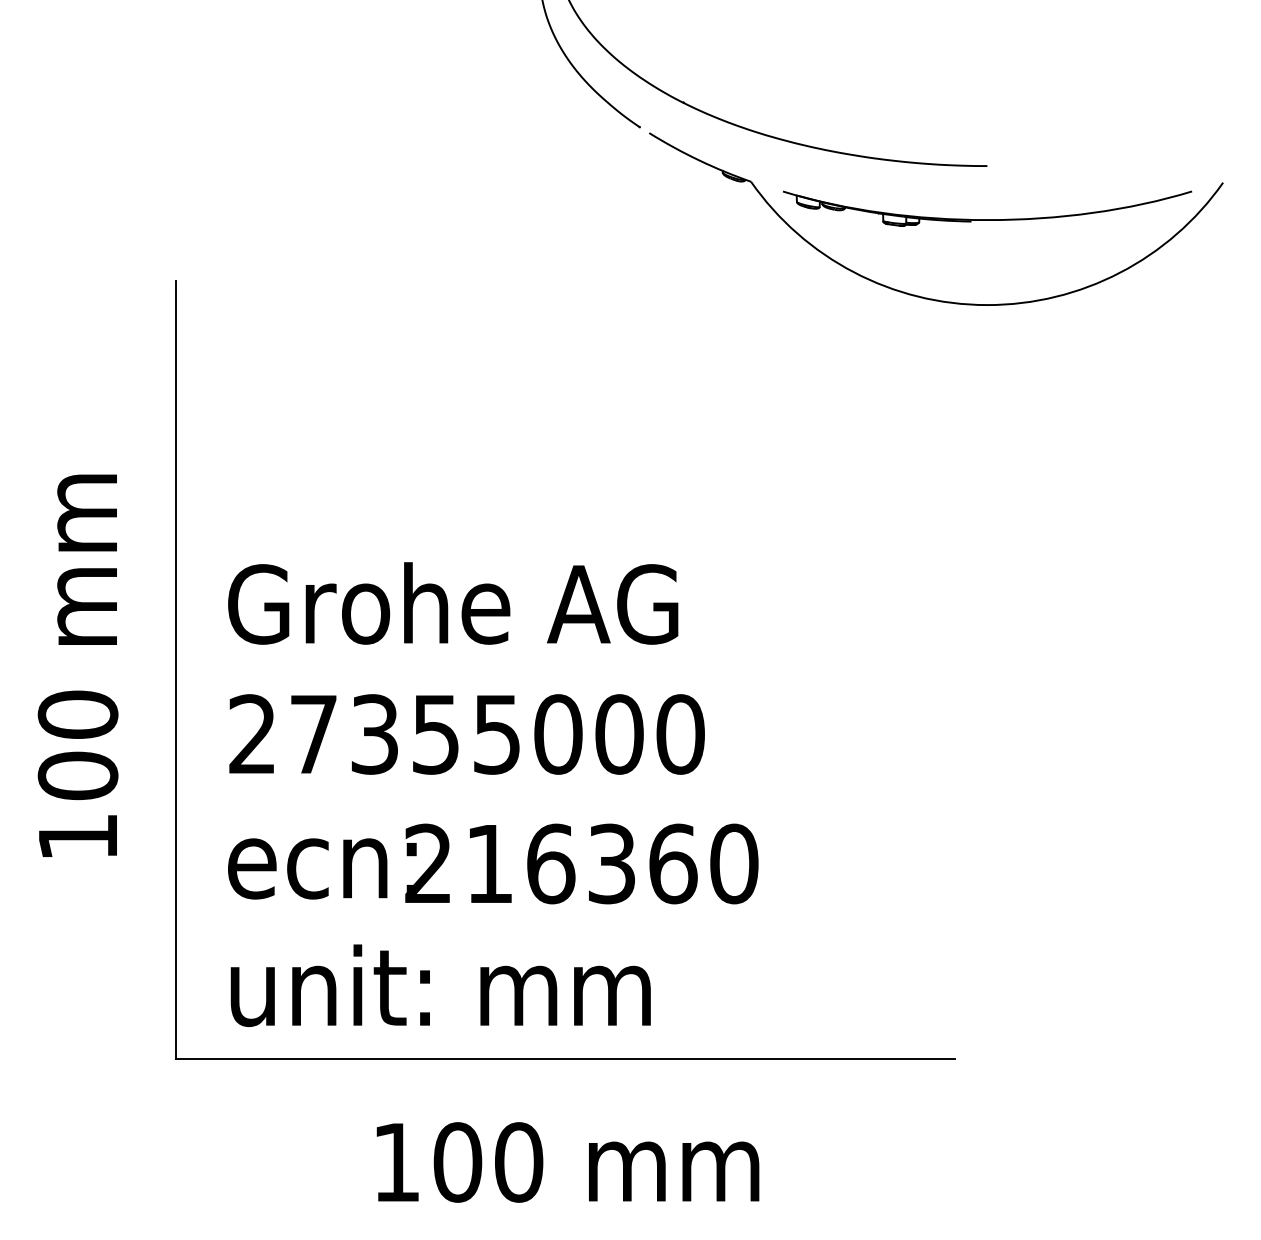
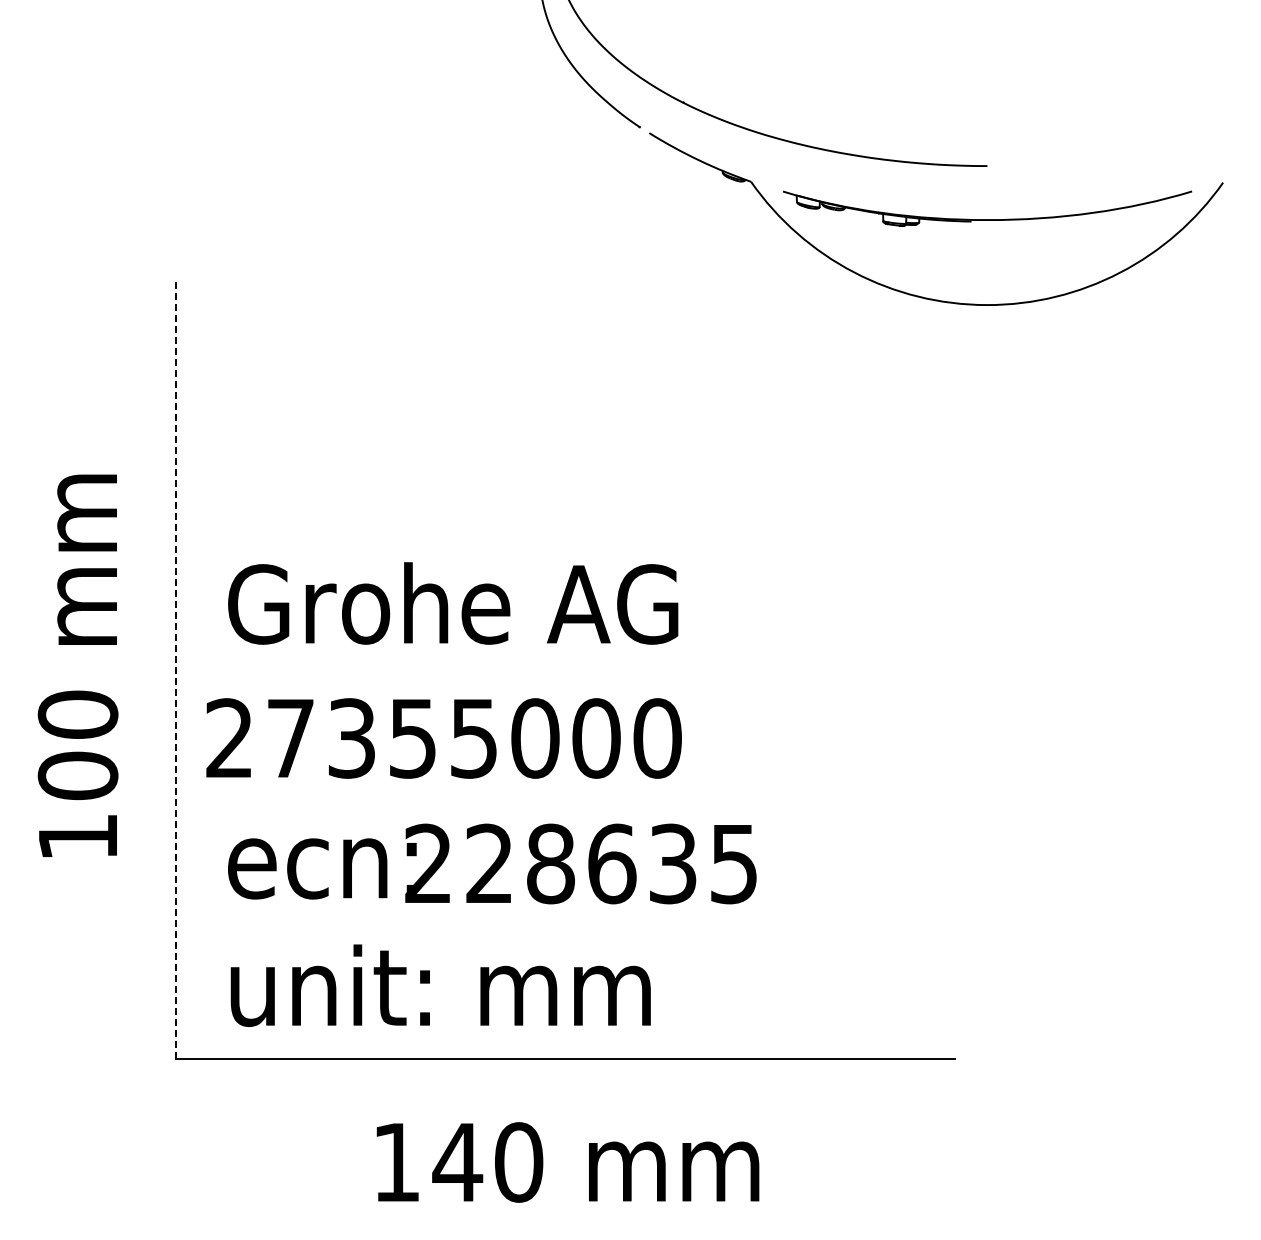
line: solid -> dashed (176, 669)
text position: (466, 734) -> (443, 738) (443, 738)
text: 216360 -> 228635 (612, 863)
text: 100 -> 140 (457, 1162)
